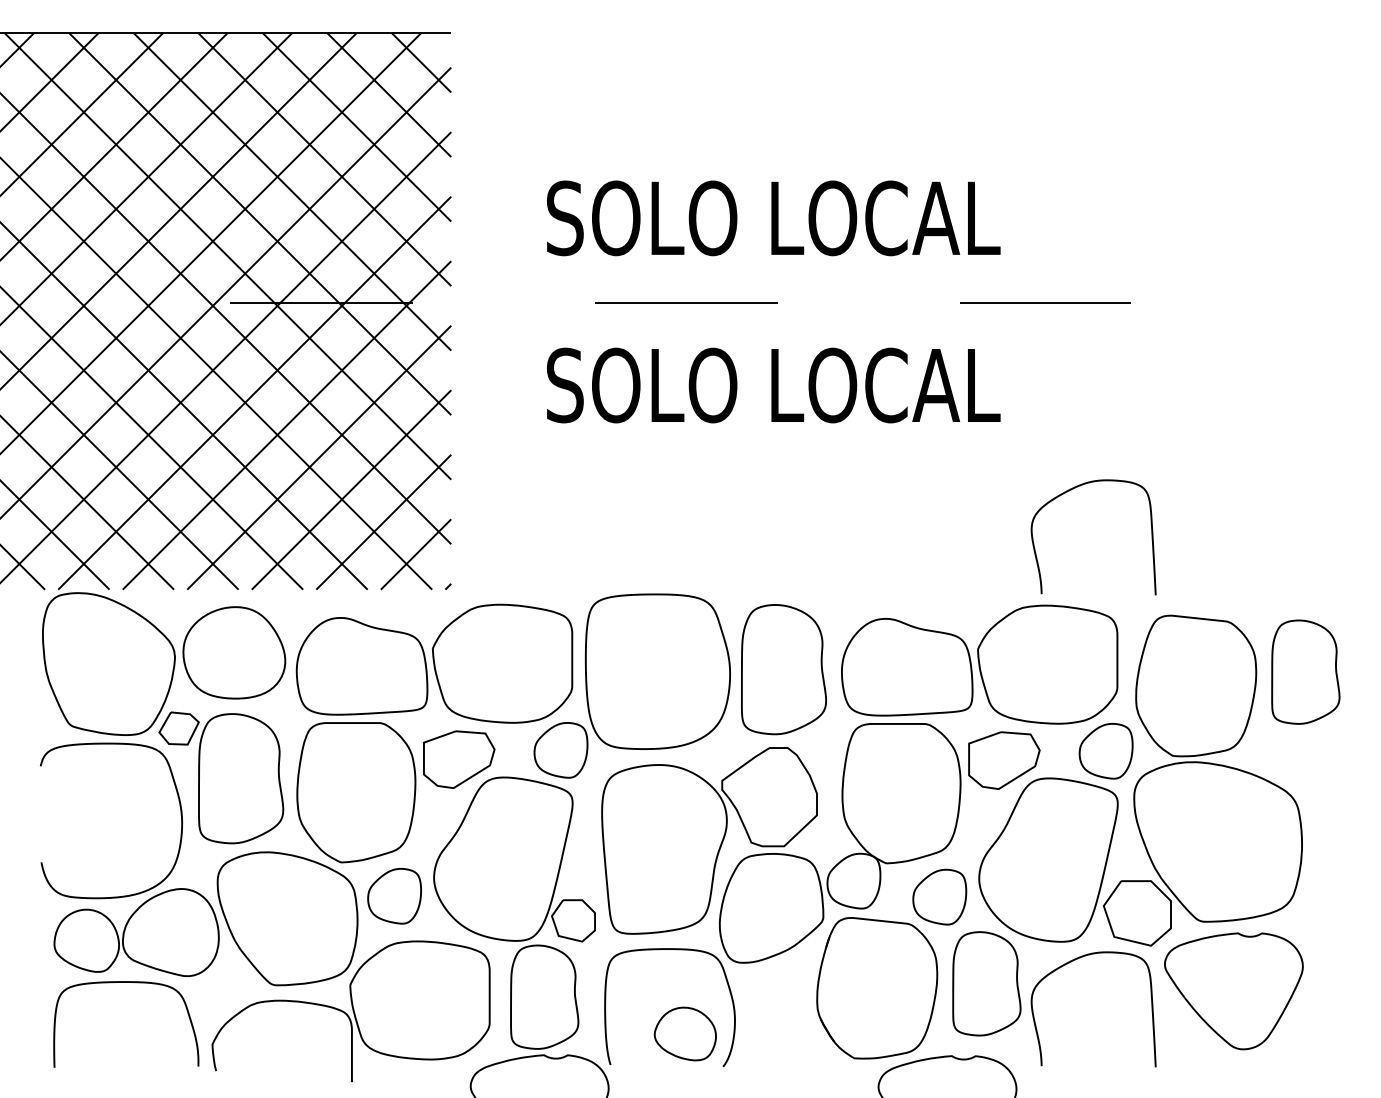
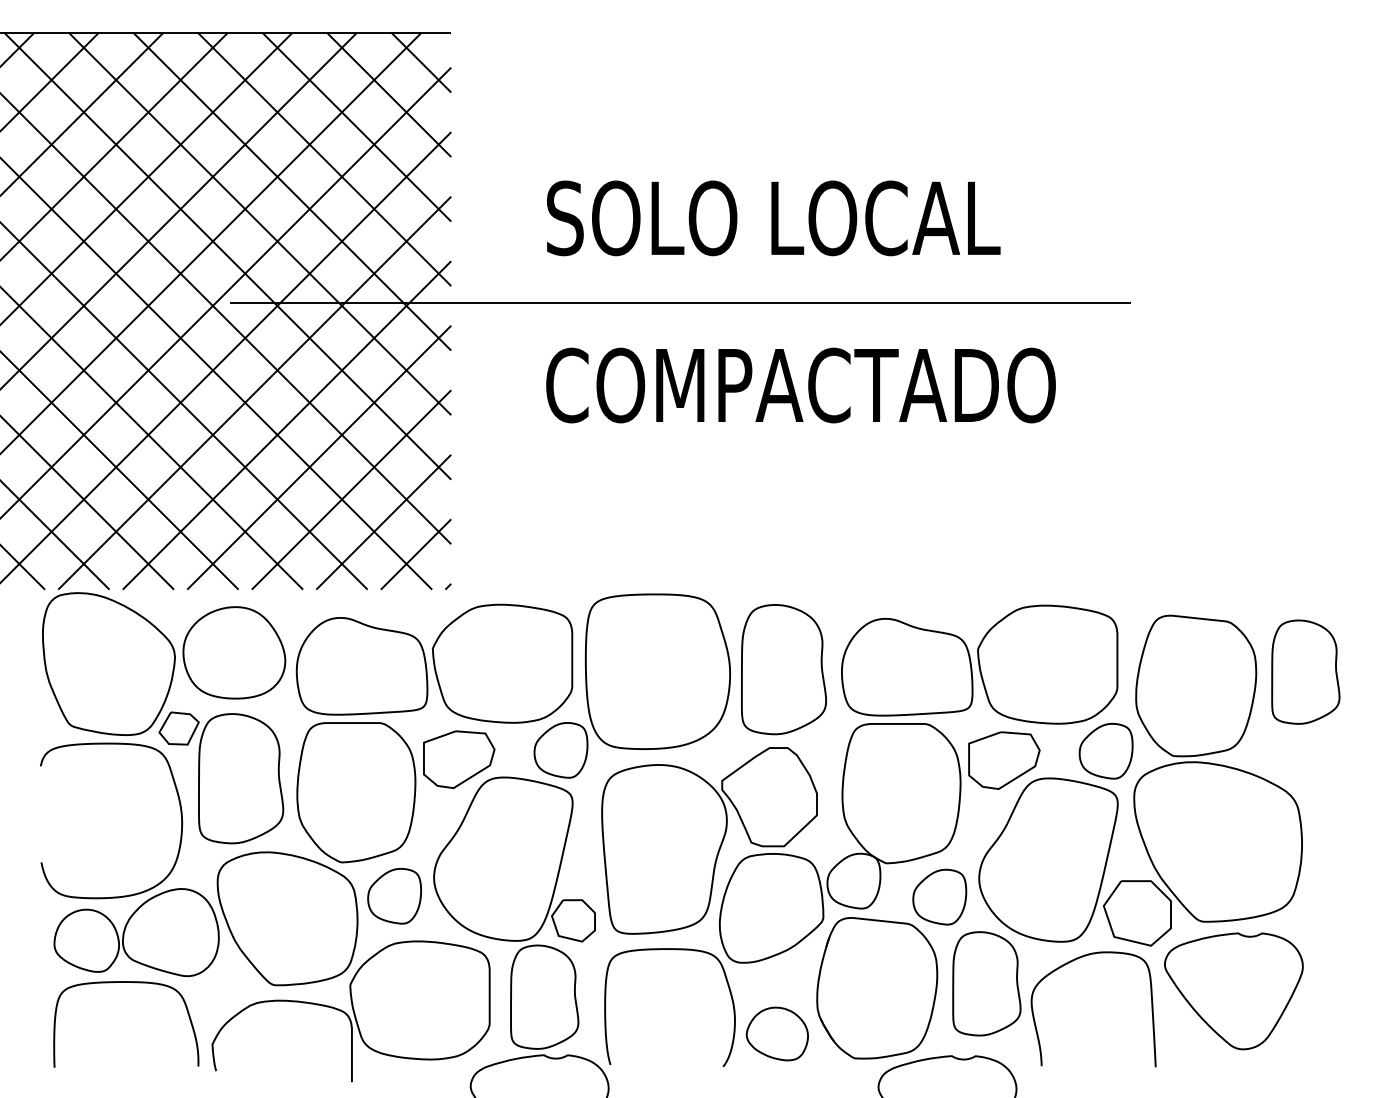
line: dashed -> solid (680, 303)
text: SOLO LOCAL -> COMPACTADO (800, 385)
curve: present -> none (1069, 491)
part position: (684, 1033) -> (776, 1033) (776, 1033)
